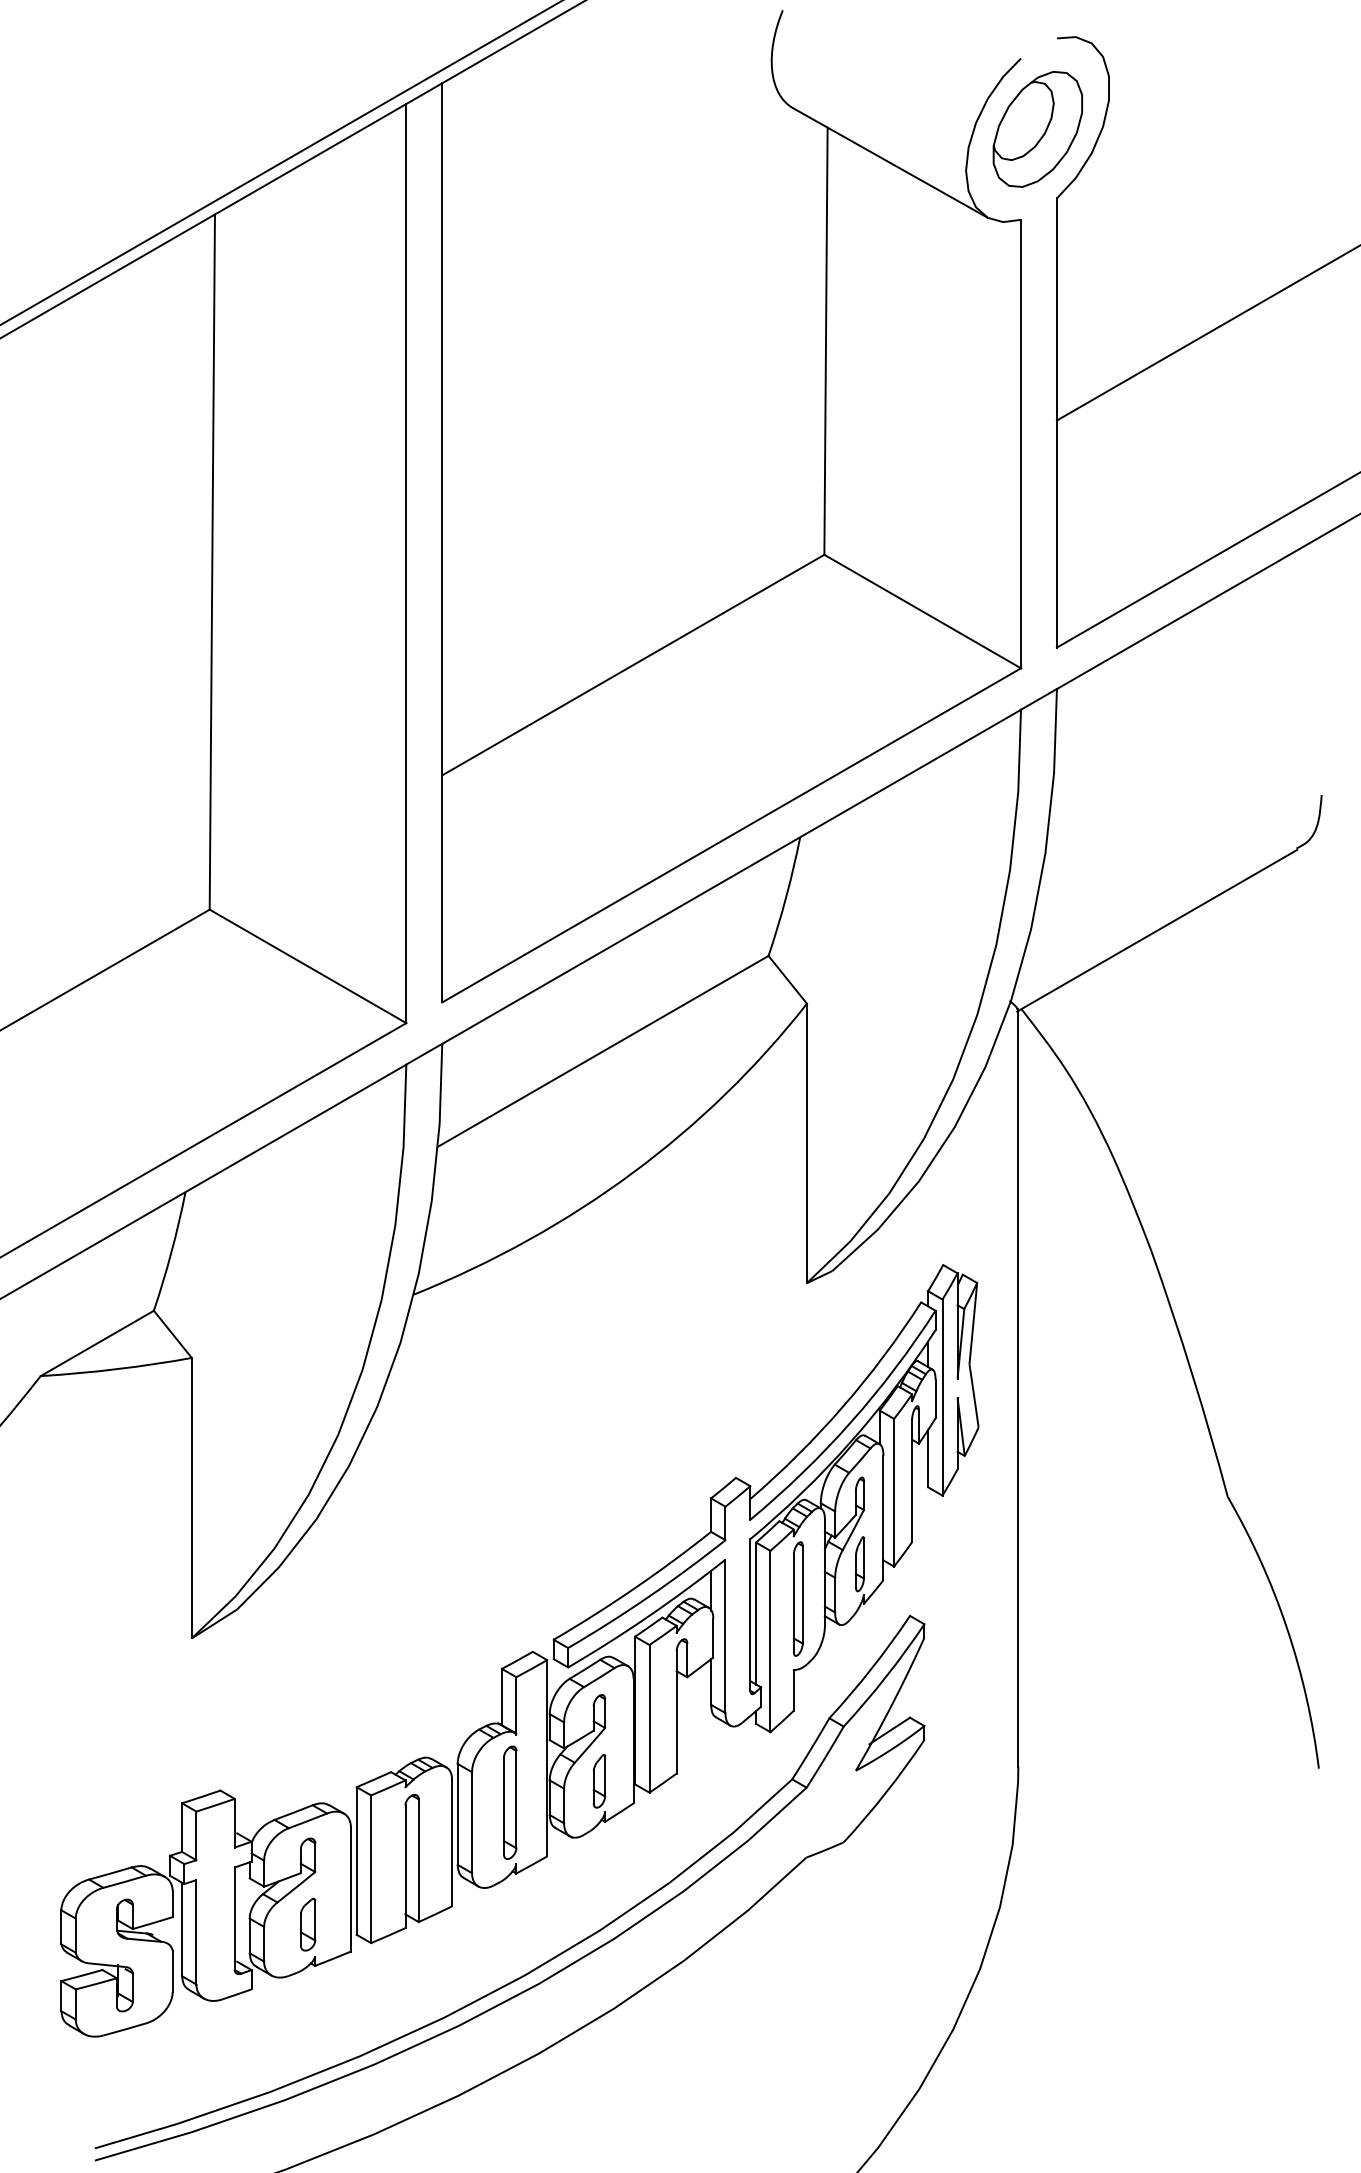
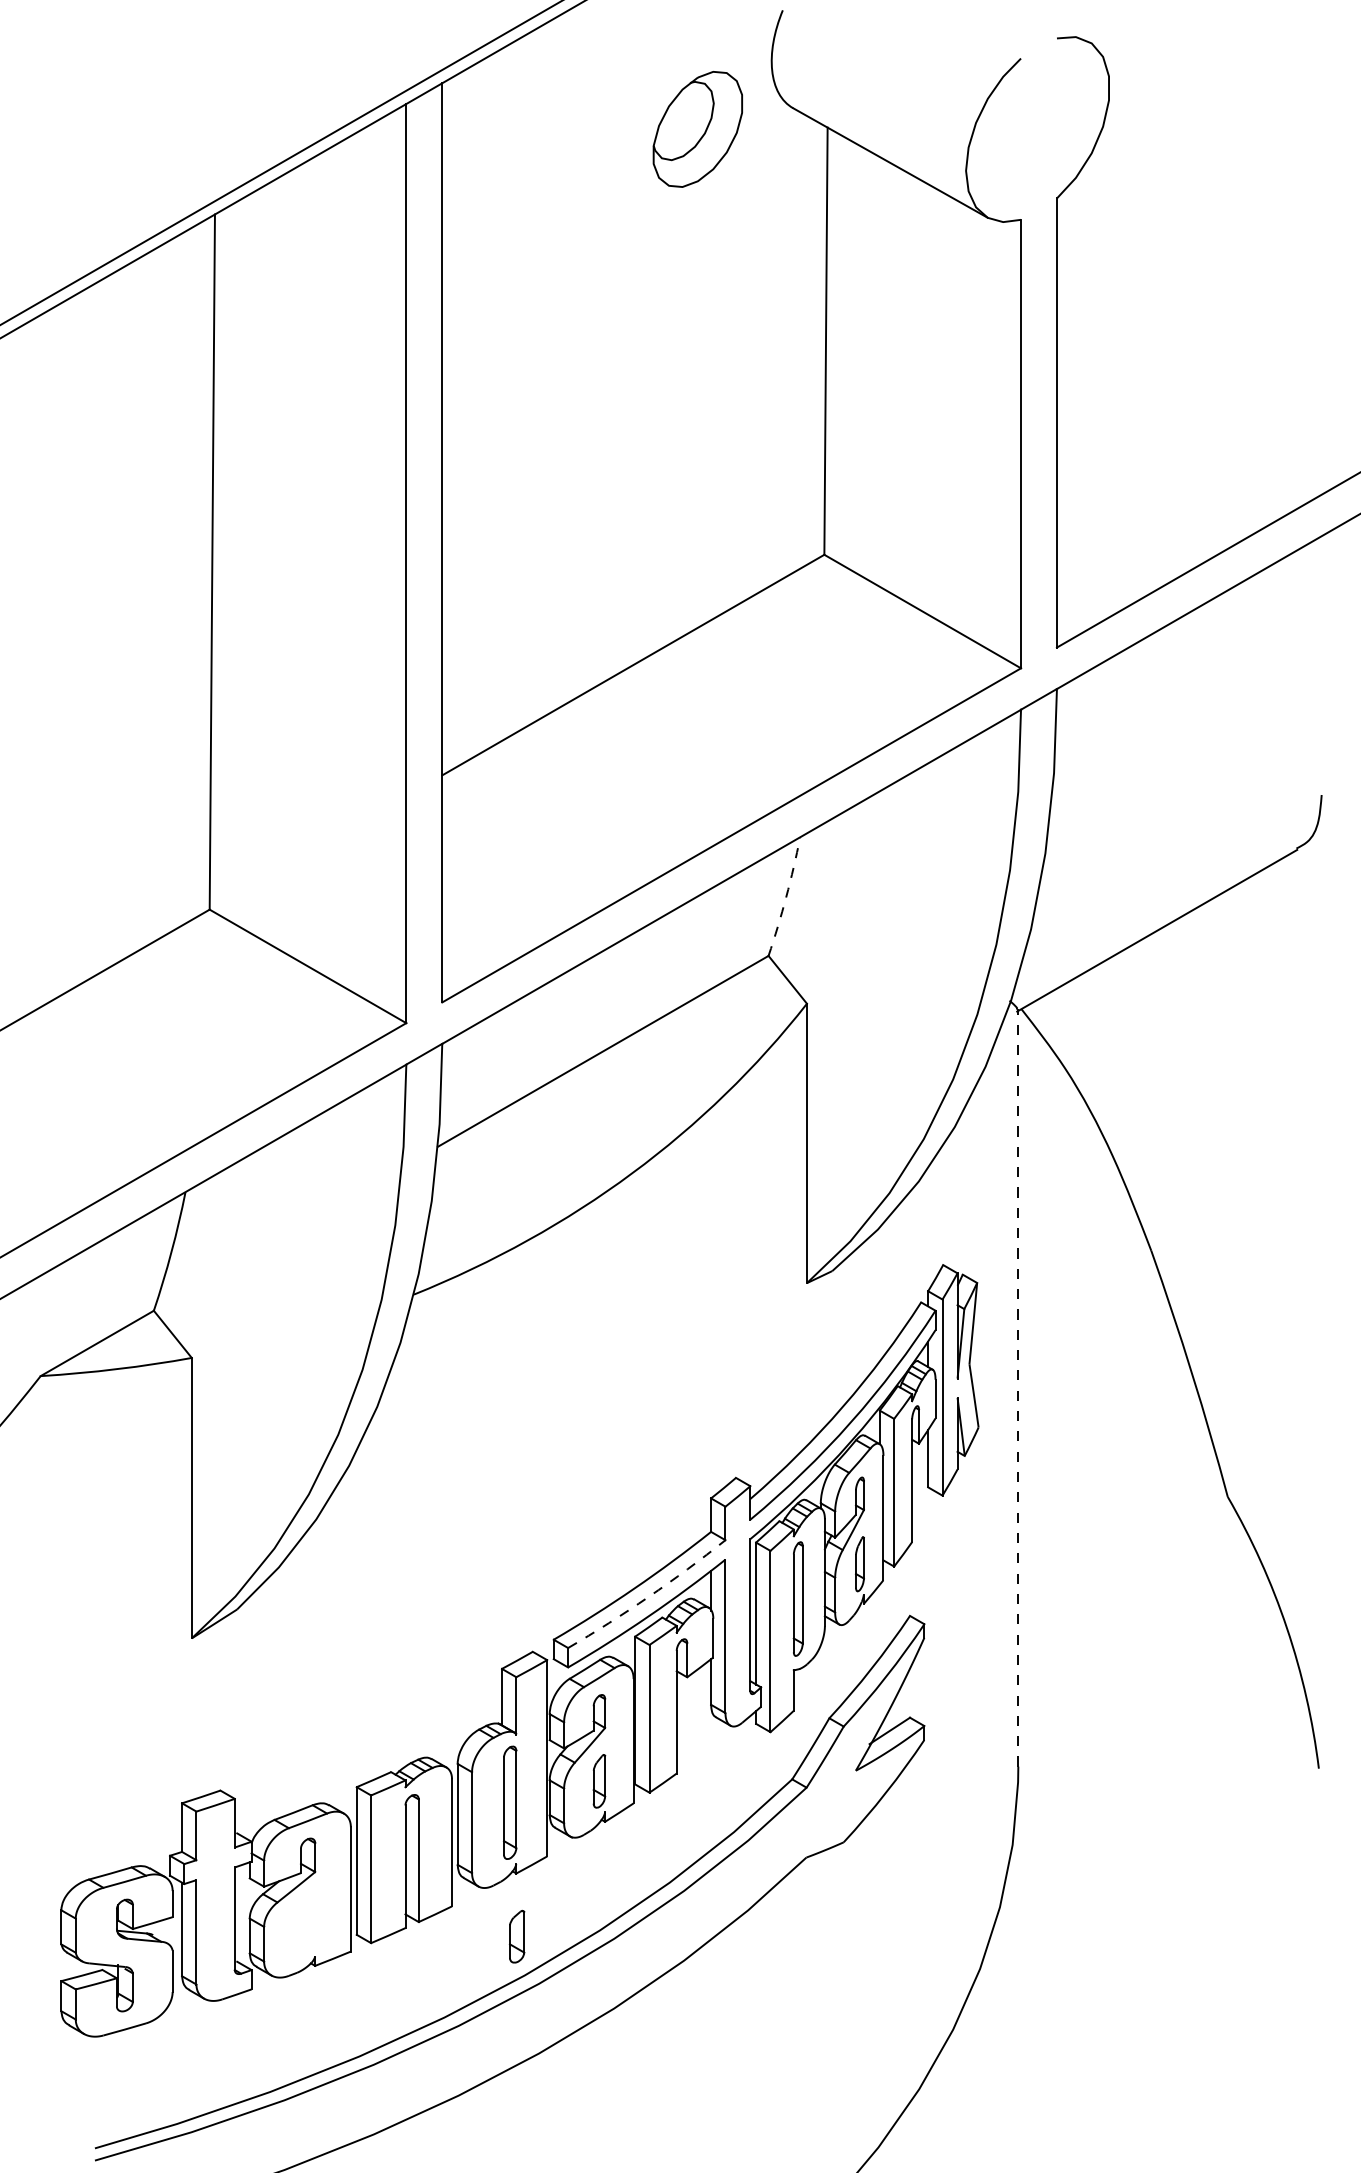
part position: (1037, 129) -> (697, 129) (697, 129)
line: present -> none (1206, 333)
arc: solid -> dashed (786, 897)
line: solid -> dashed (1018, 1387)
arc: solid -> dashed (648, 1596)
part position: (307, 1924) -> (516, 1936) (516, 1936)
